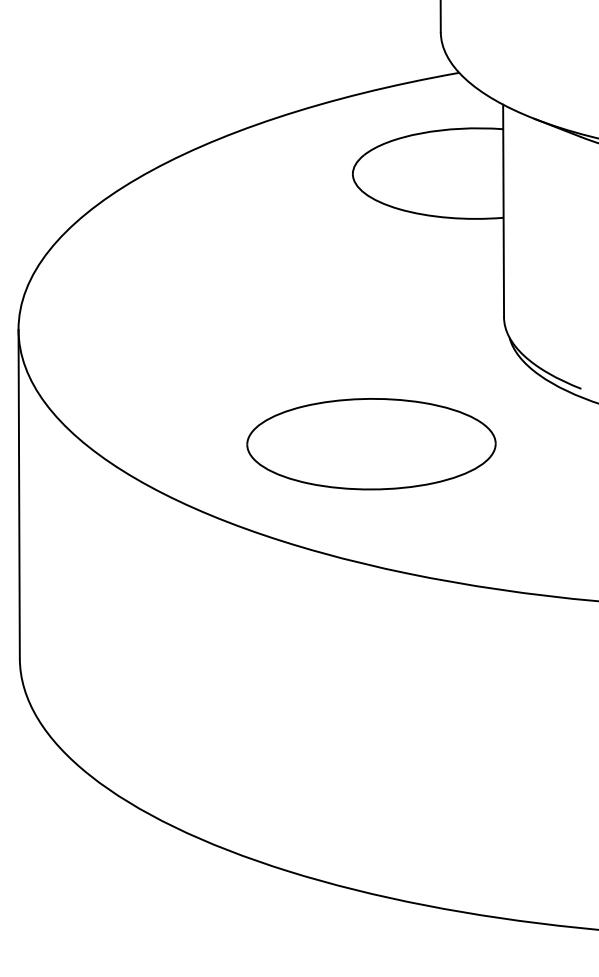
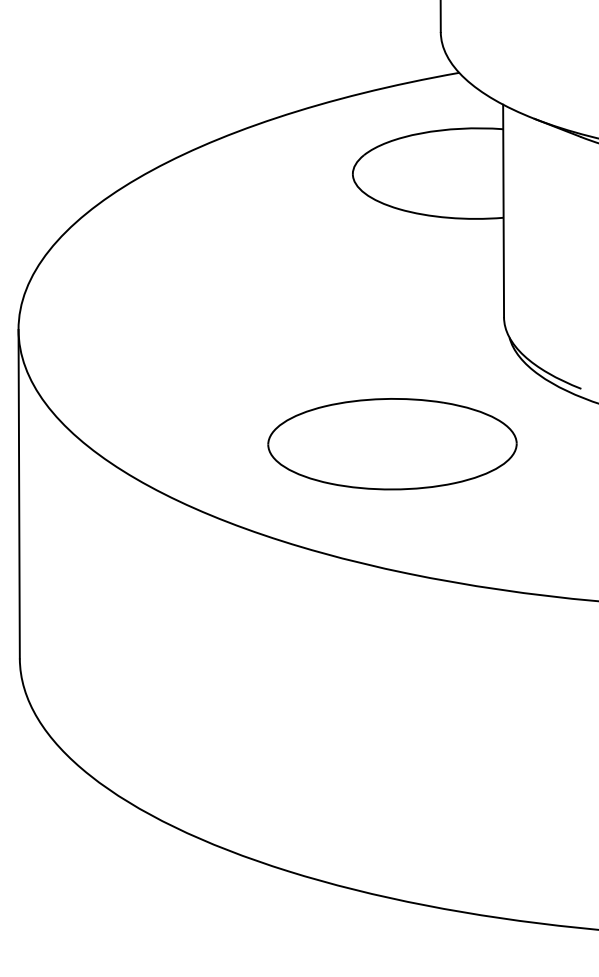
part position: (371, 444) -> (392, 444) (392, 444)
